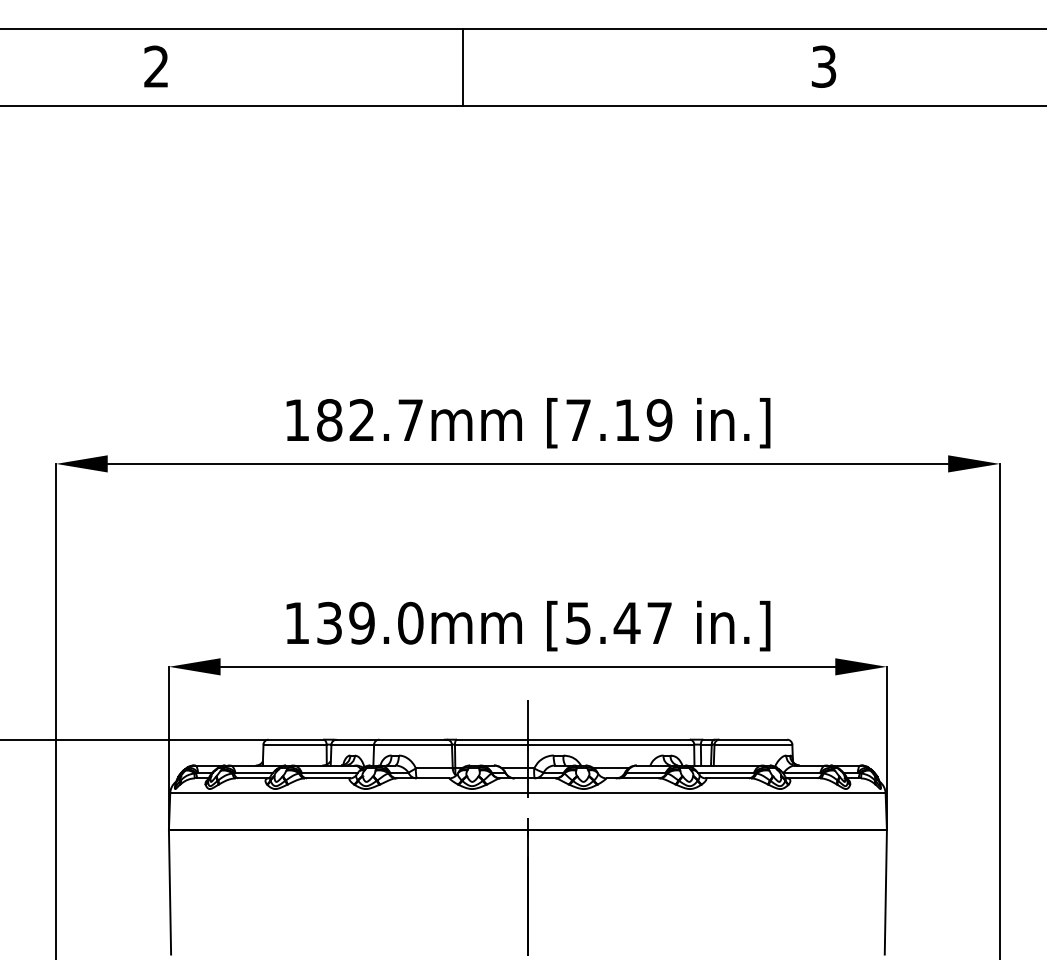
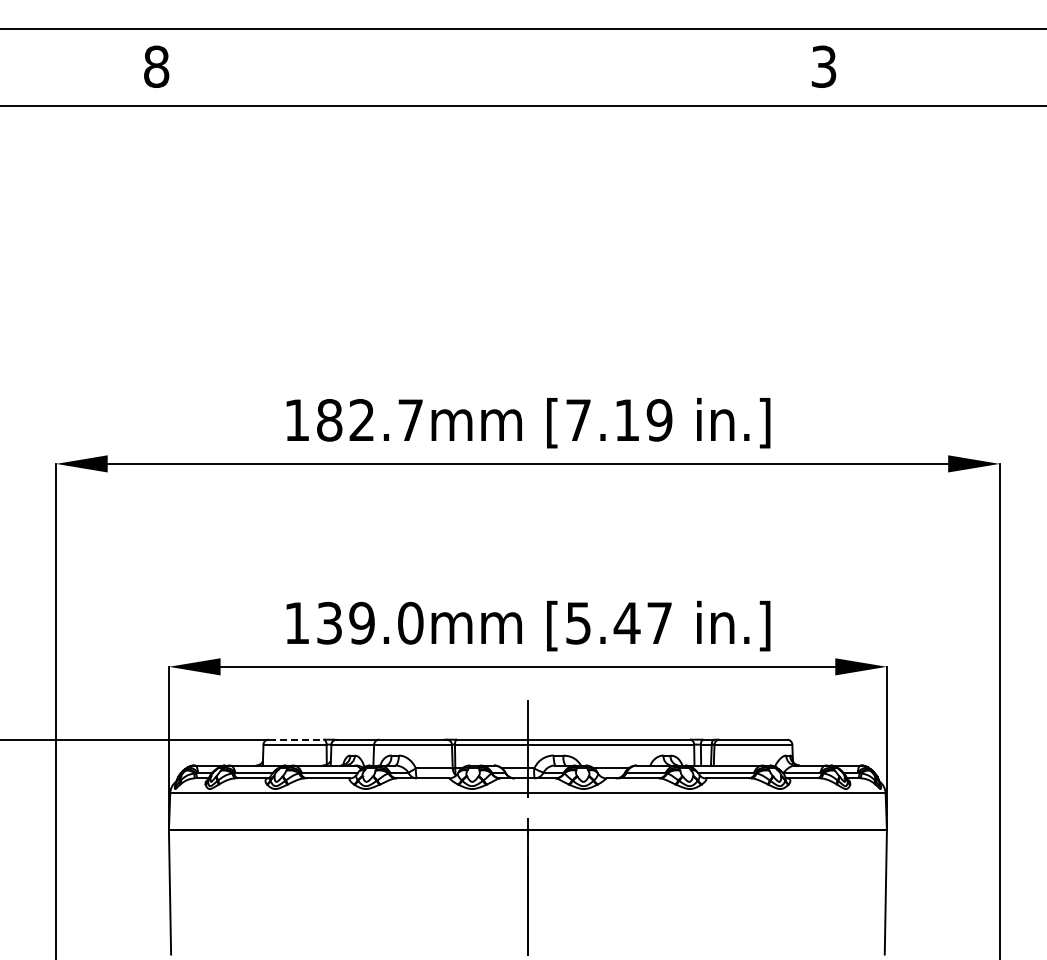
text: 2 -> 8 (156, 66)
line: present -> none (462, 67)
line: solid -> dashed (296, 739)
